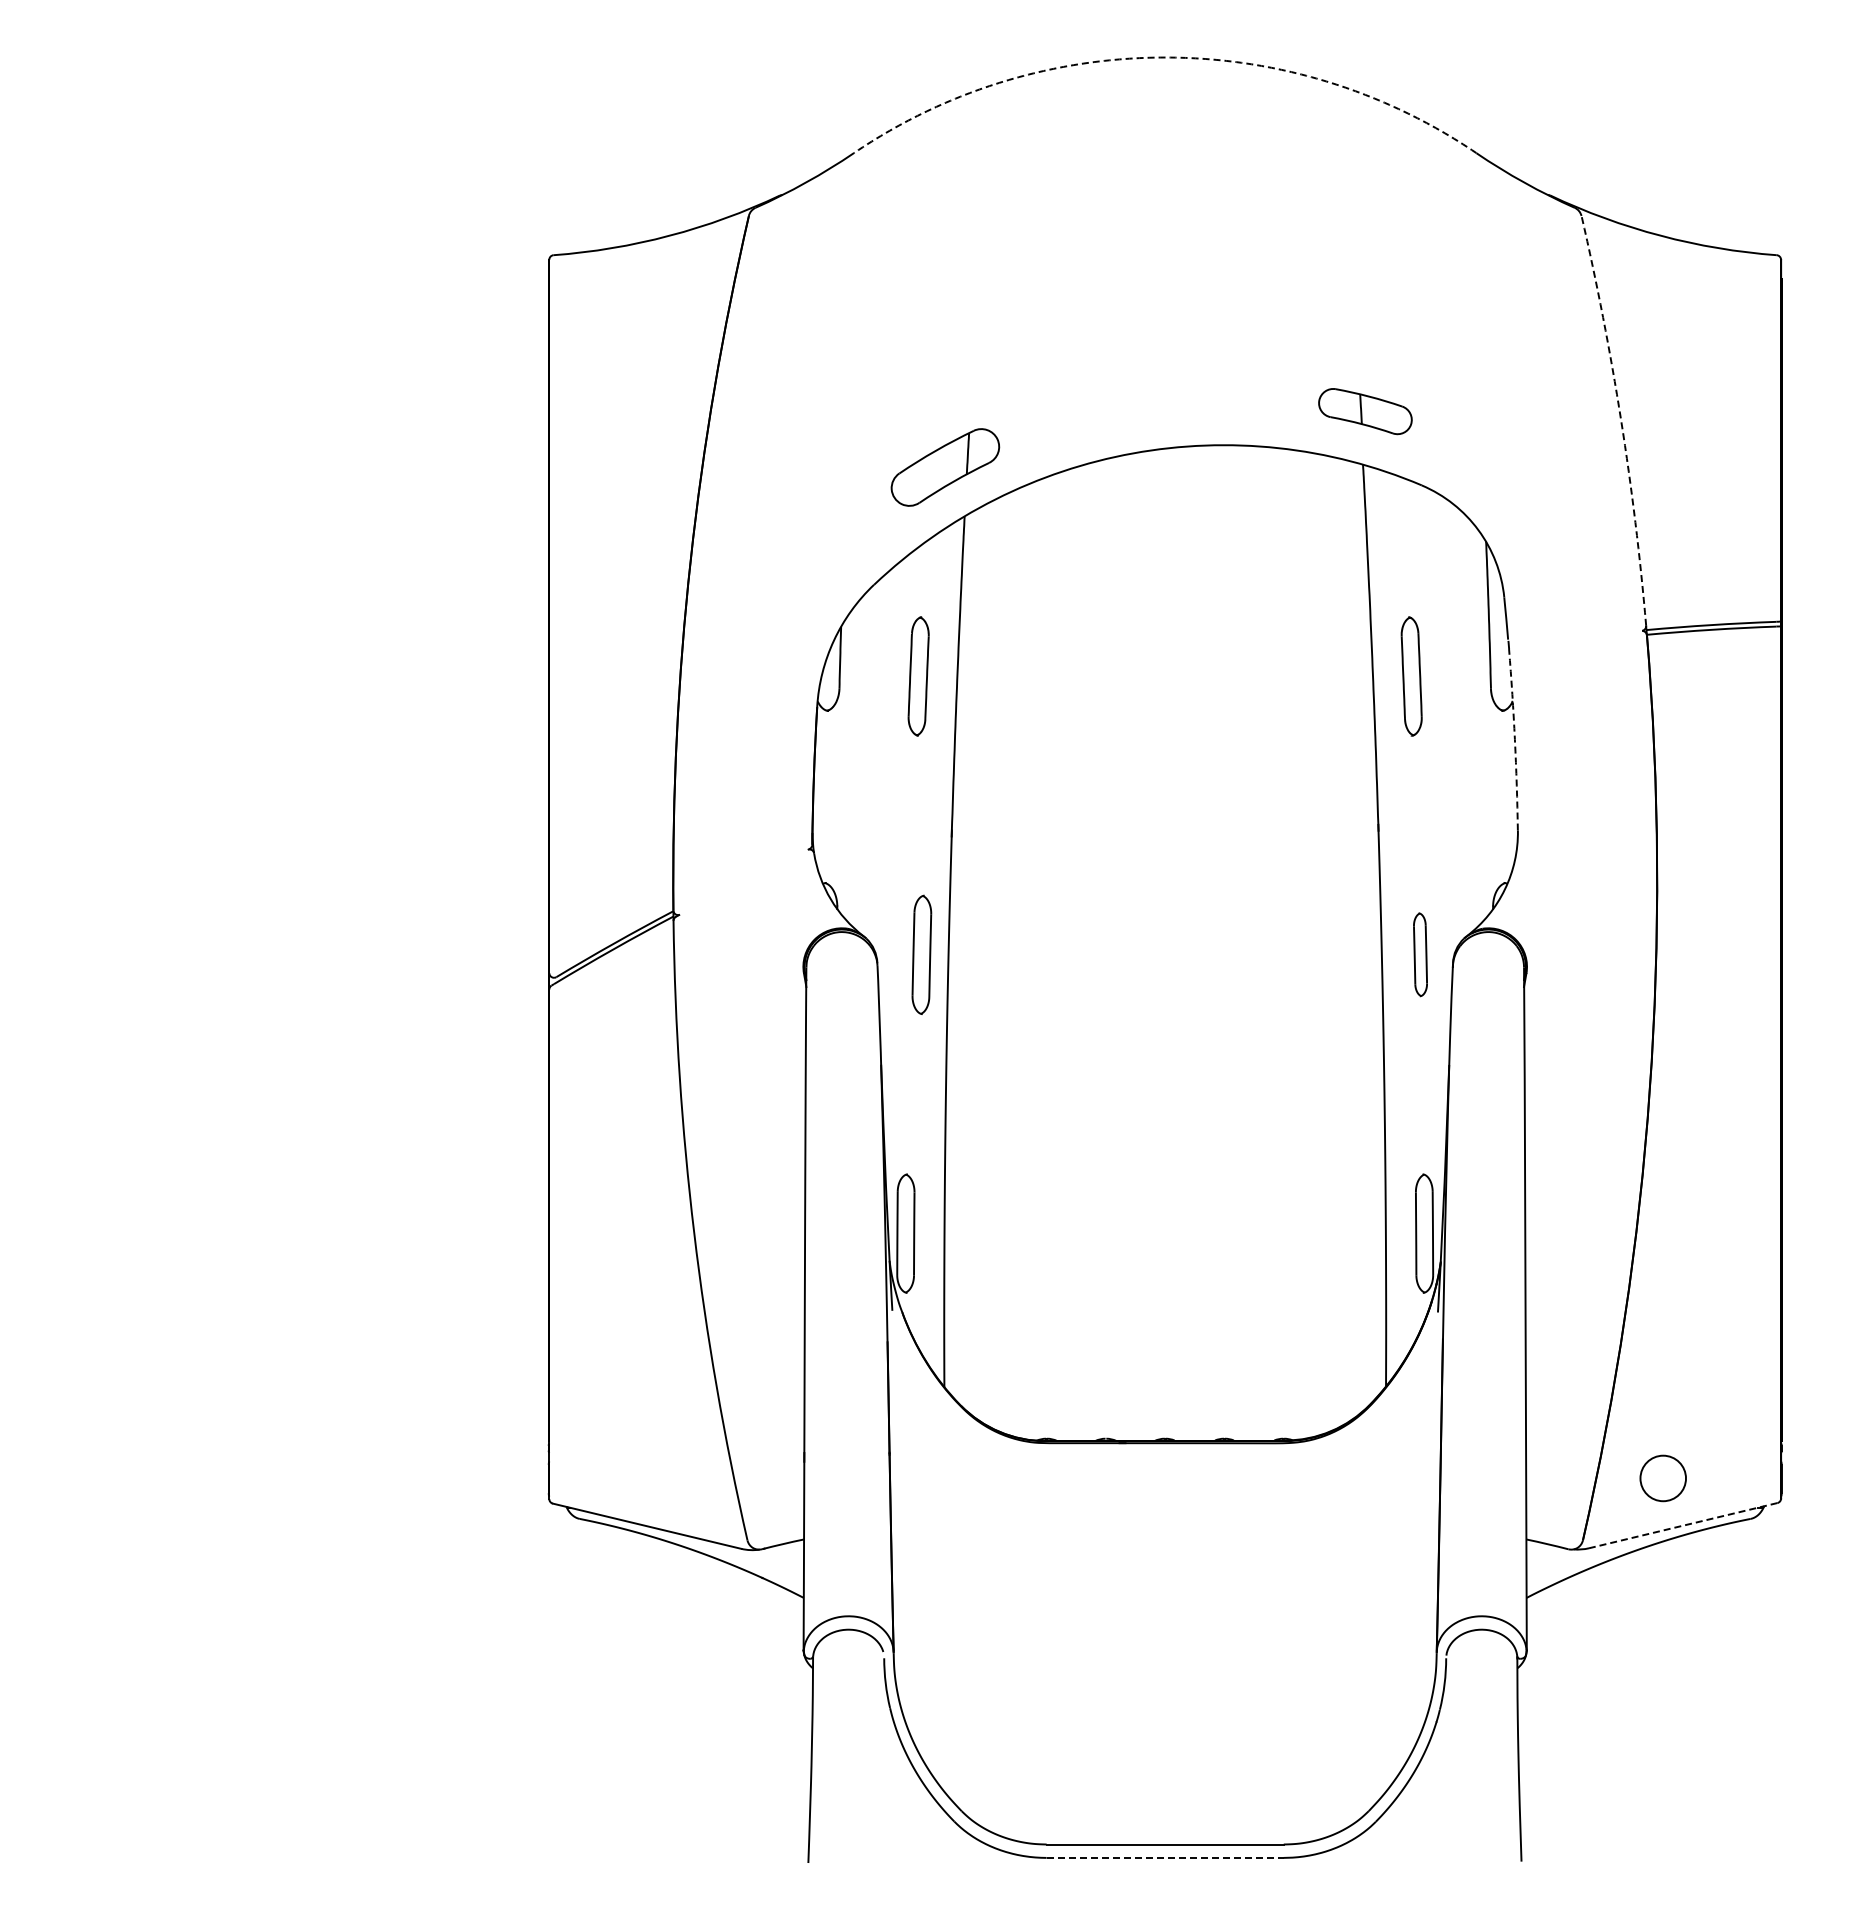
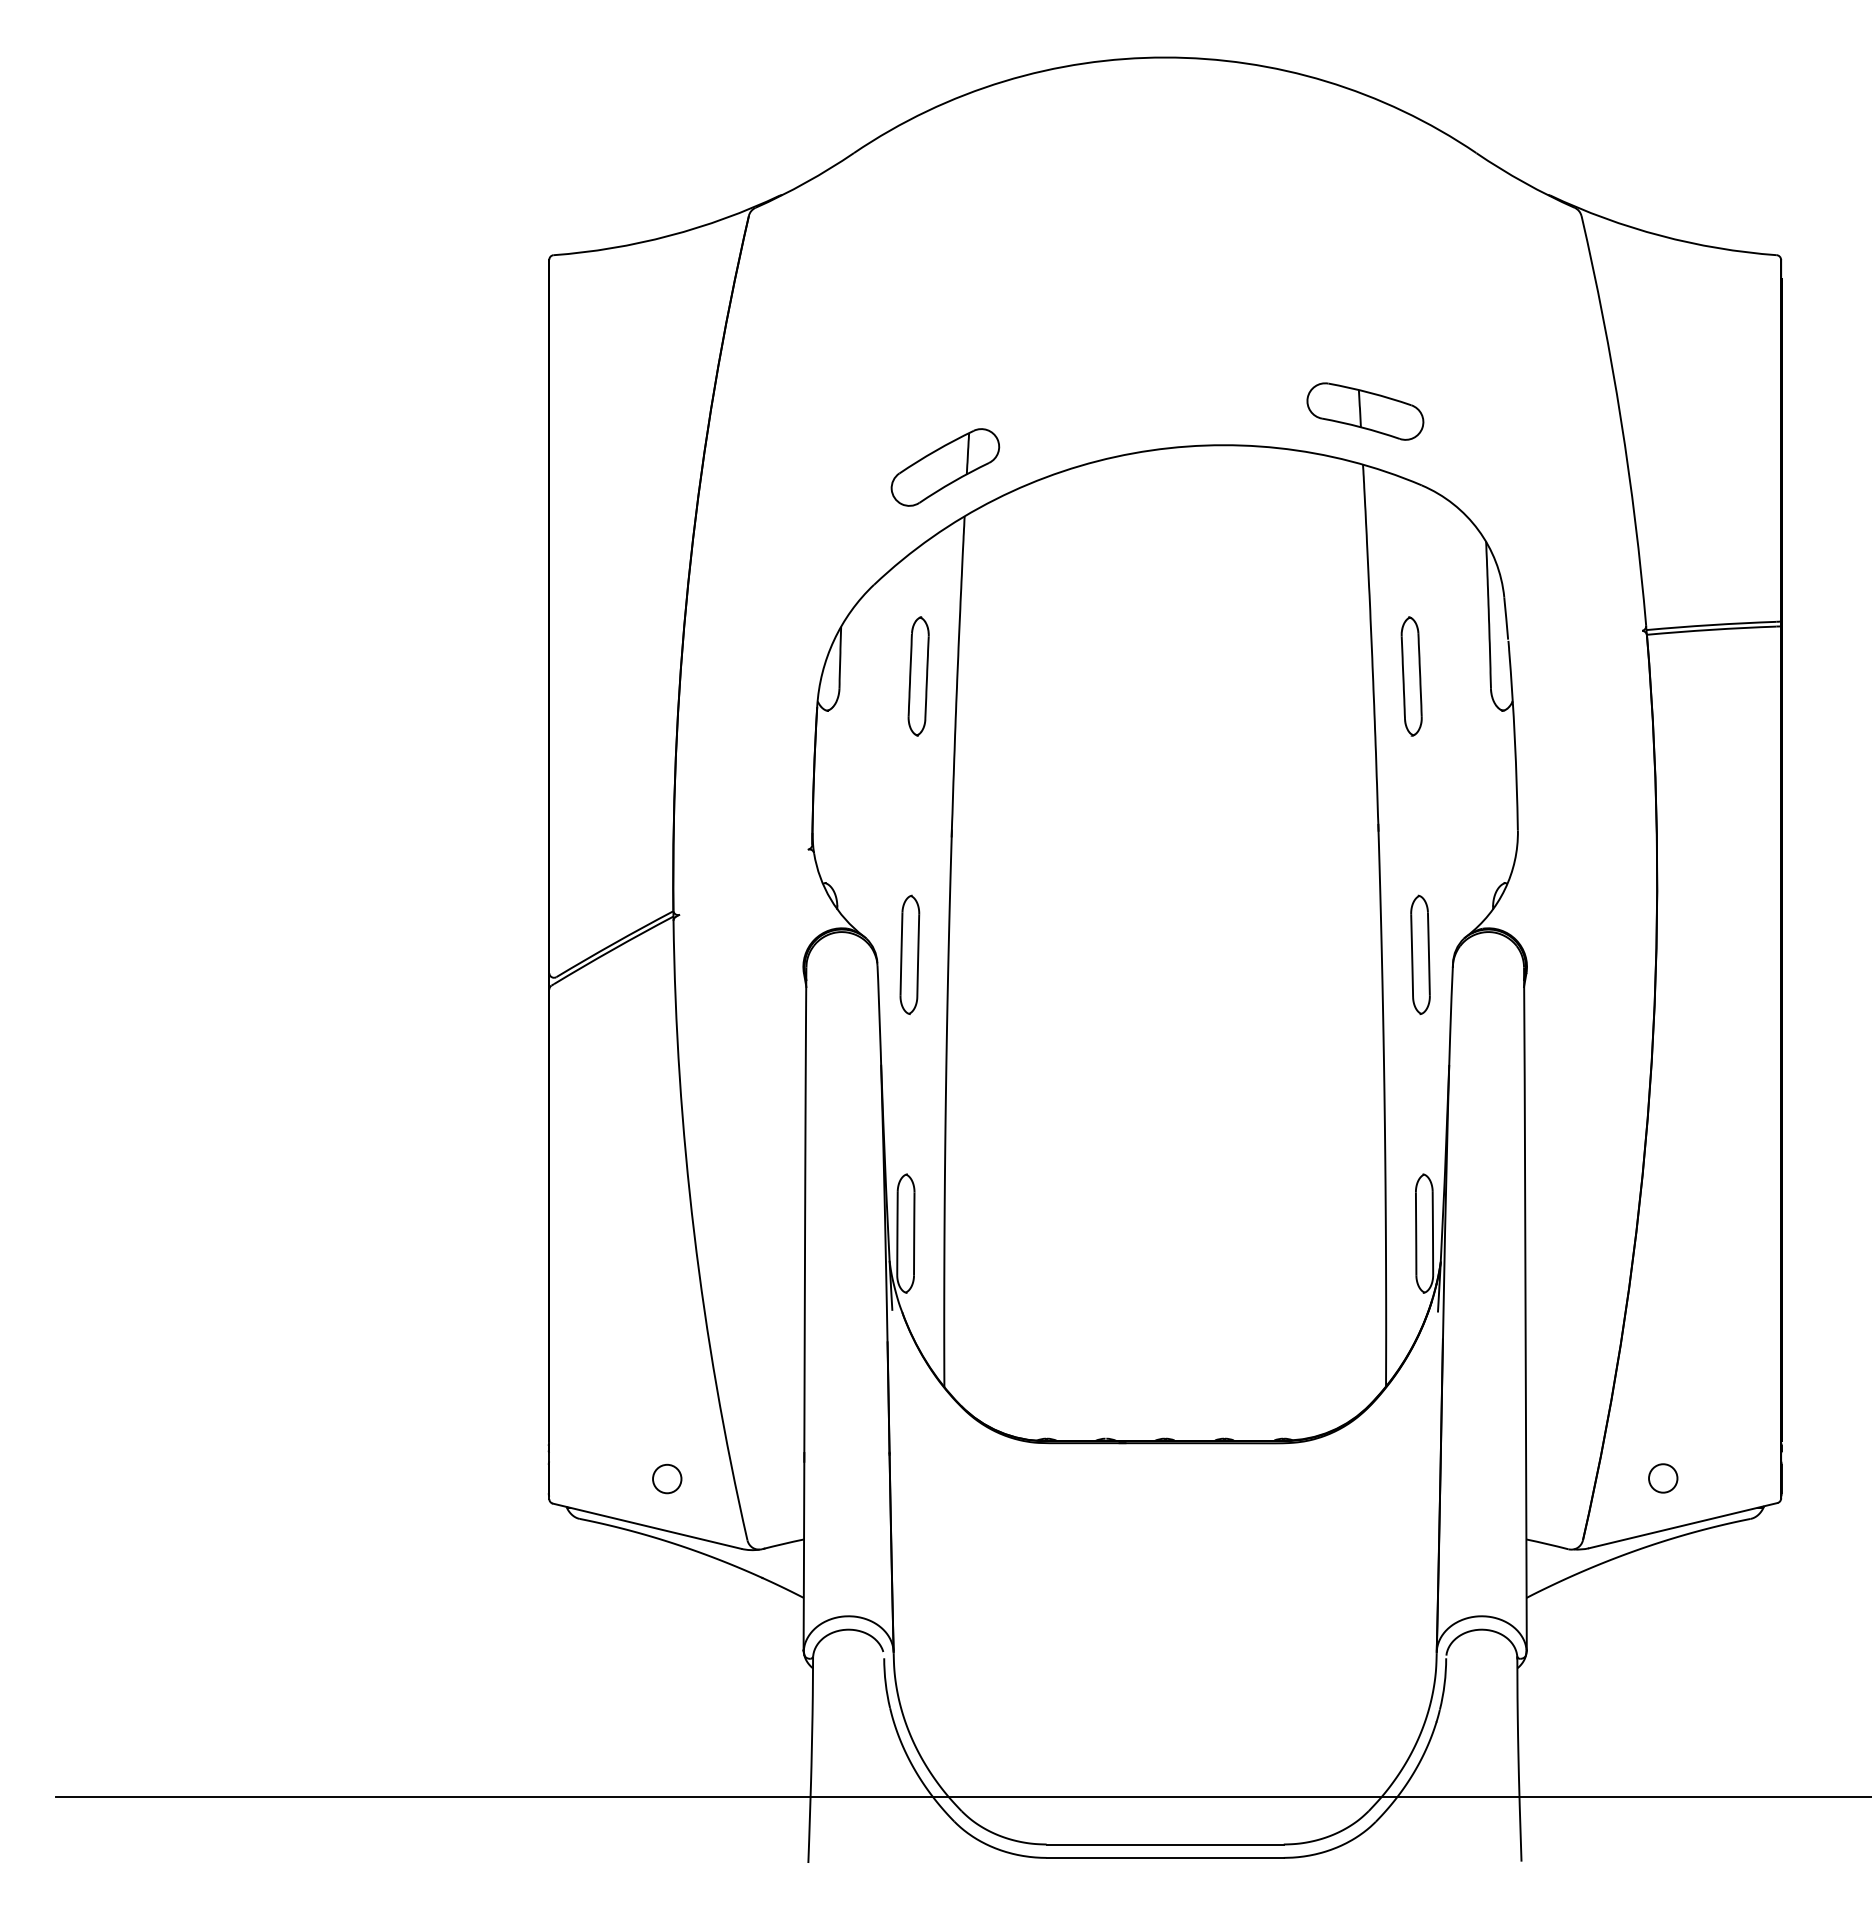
arc: dashed -> solid (1165, 57)
part size: 95x48 px -> 119x59 px (1365, 411)
arc: dashed -> solid (1621, 419)
arc: dashed -> solid (1514, 739)
part position: (921, 954) -> (909, 954) (909, 954)
part size: 15x86 px -> 21x121 px (1420, 954)
circle: none -> present (667, 1478)
circle diameter: 46 px -> 28 px (1663, 1478)
line: dashed -> solid (1683, 1525)
line: none -> present (962, 1796)
line: dashed -> solid (1165, 1857)
